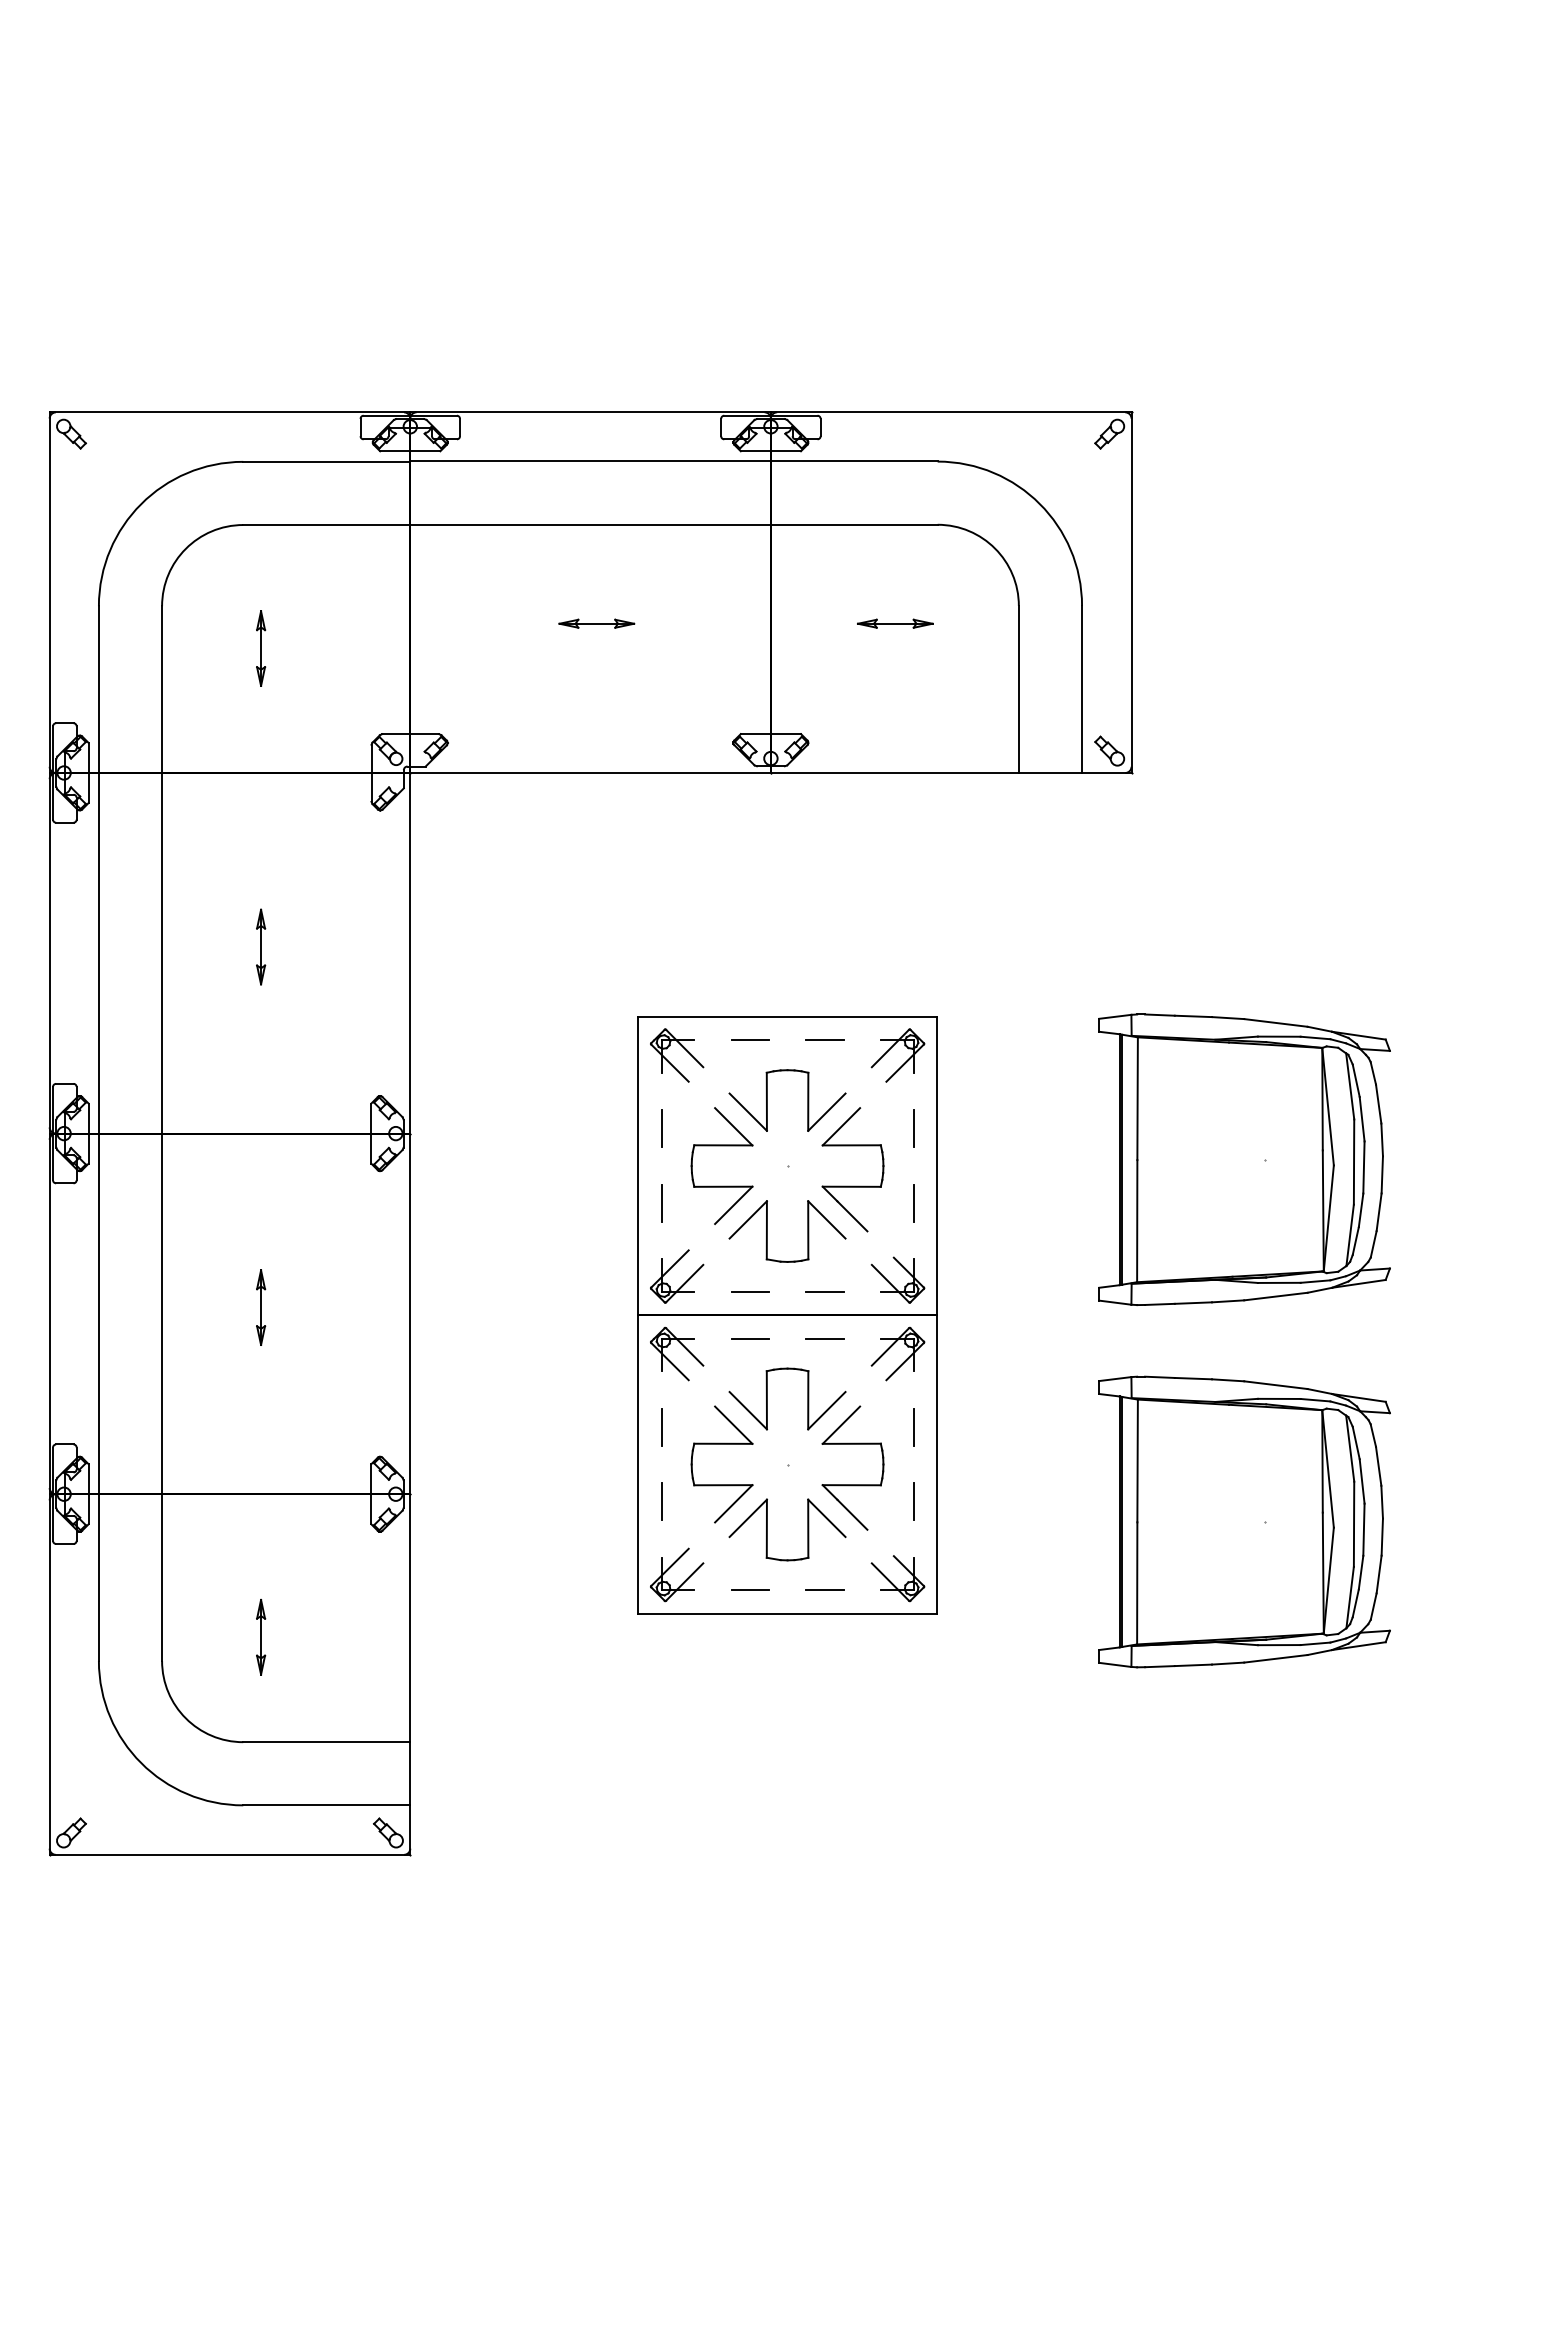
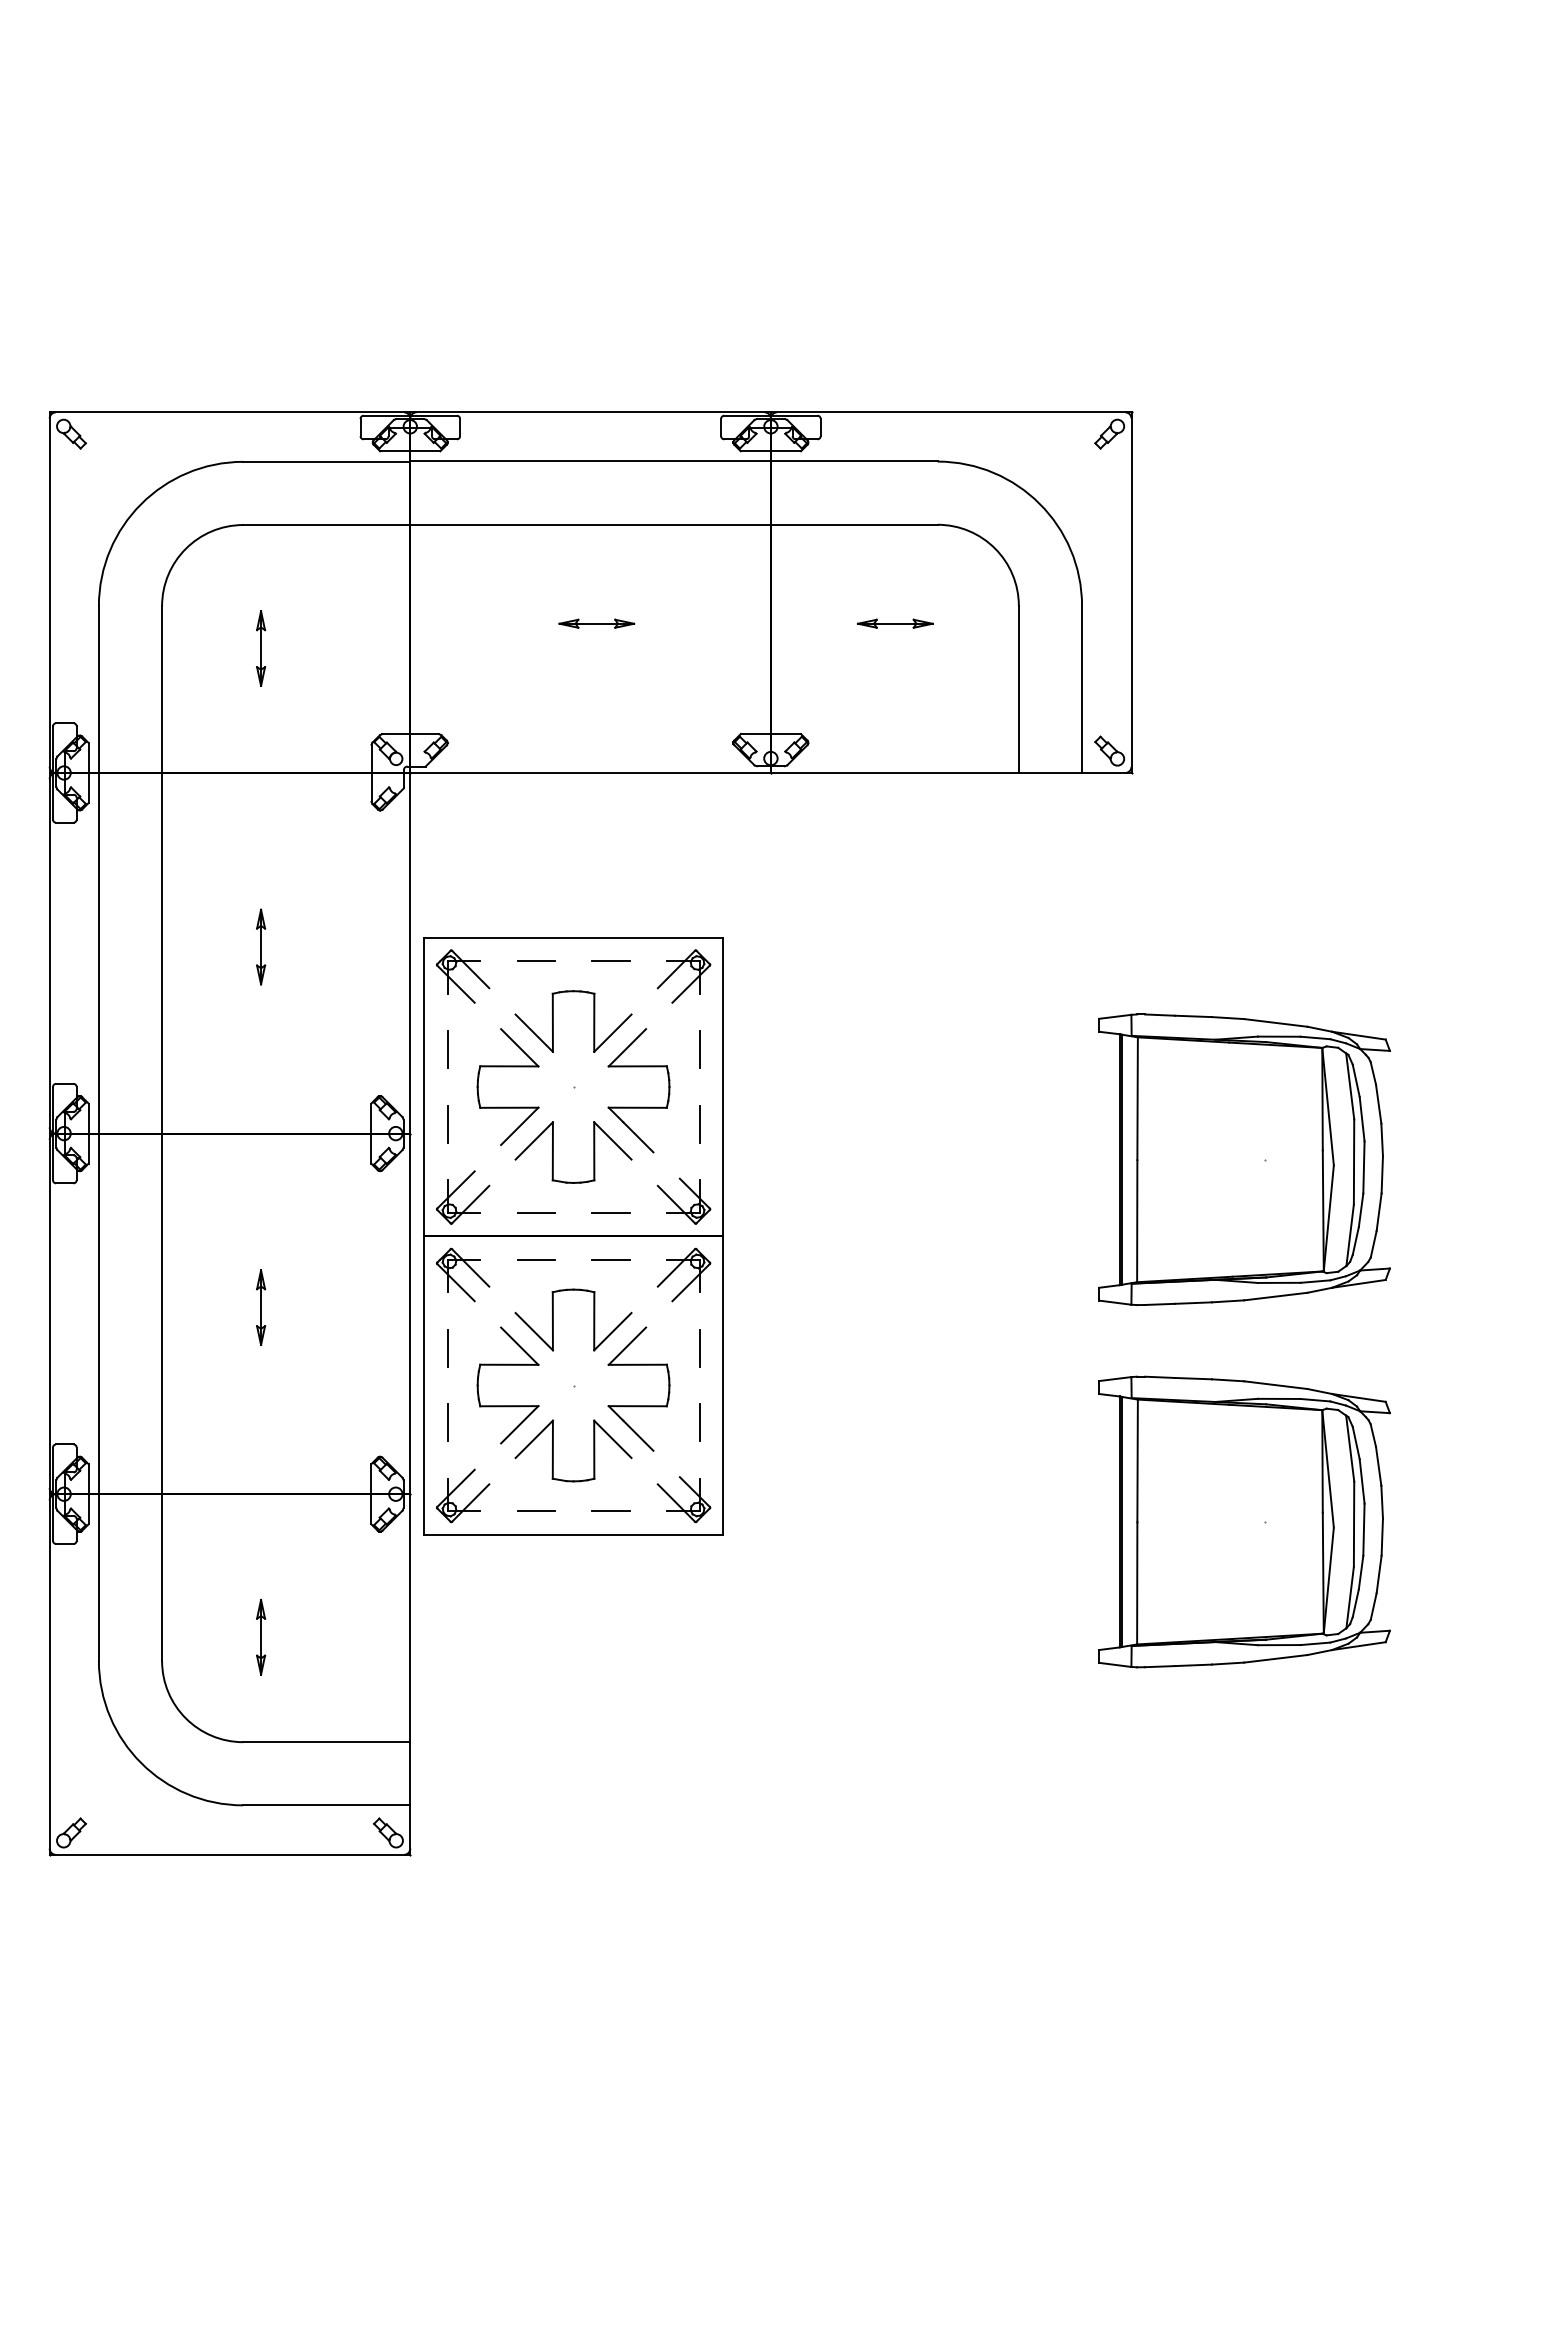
part position: (787, 1315) -> (573, 1236) (573, 1236)
